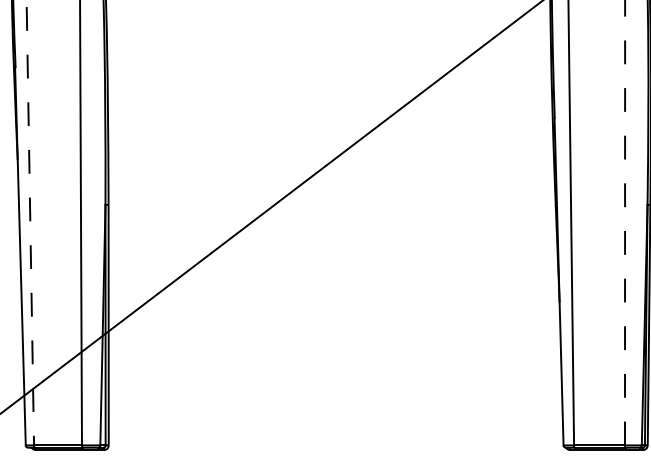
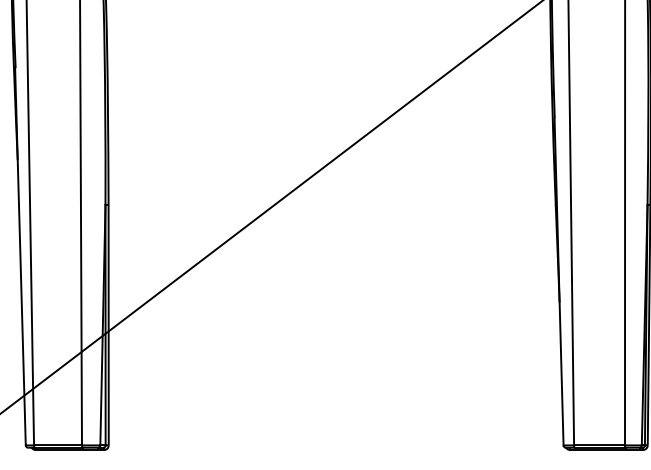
line: dashed -> solid (625, 222)
line: dashed -> solid (30, 223)
